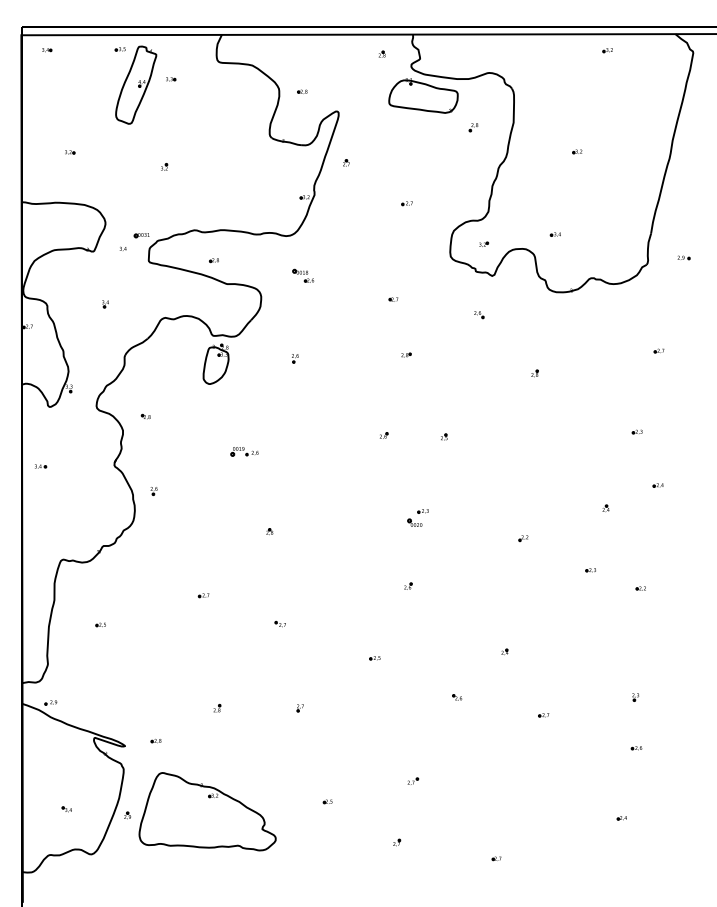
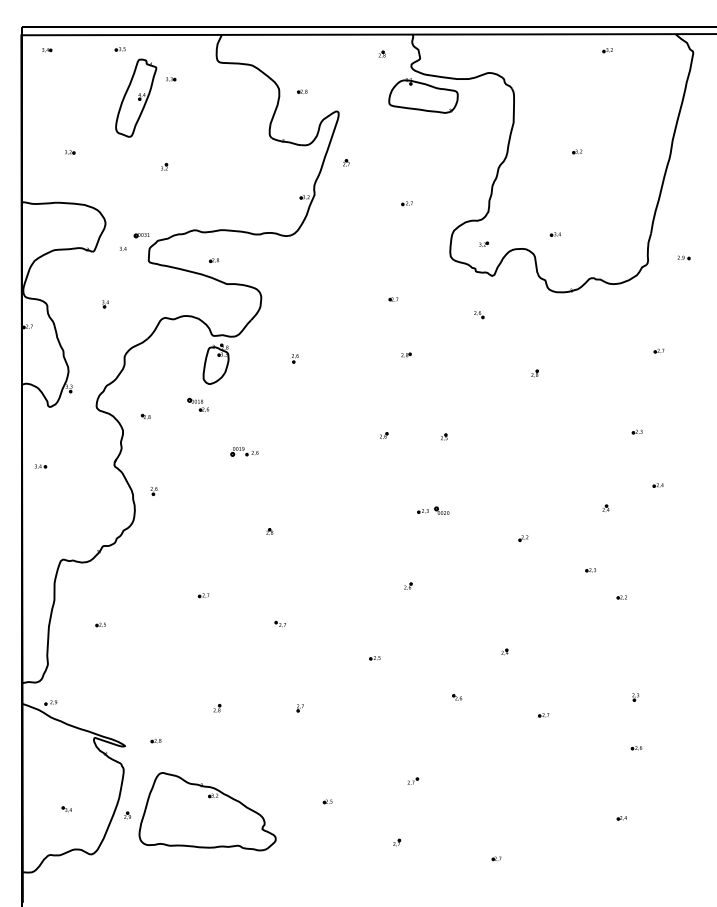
part position: (136, 84) -> (136, 97) (136, 97)
part: present -> none (473, 127)
part position: (303, 275) -> (198, 404) (198, 404)
part position: (414, 522) -> (441, 510) (441, 510)
part position: (640, 588) -> (621, 597) (621, 597)
